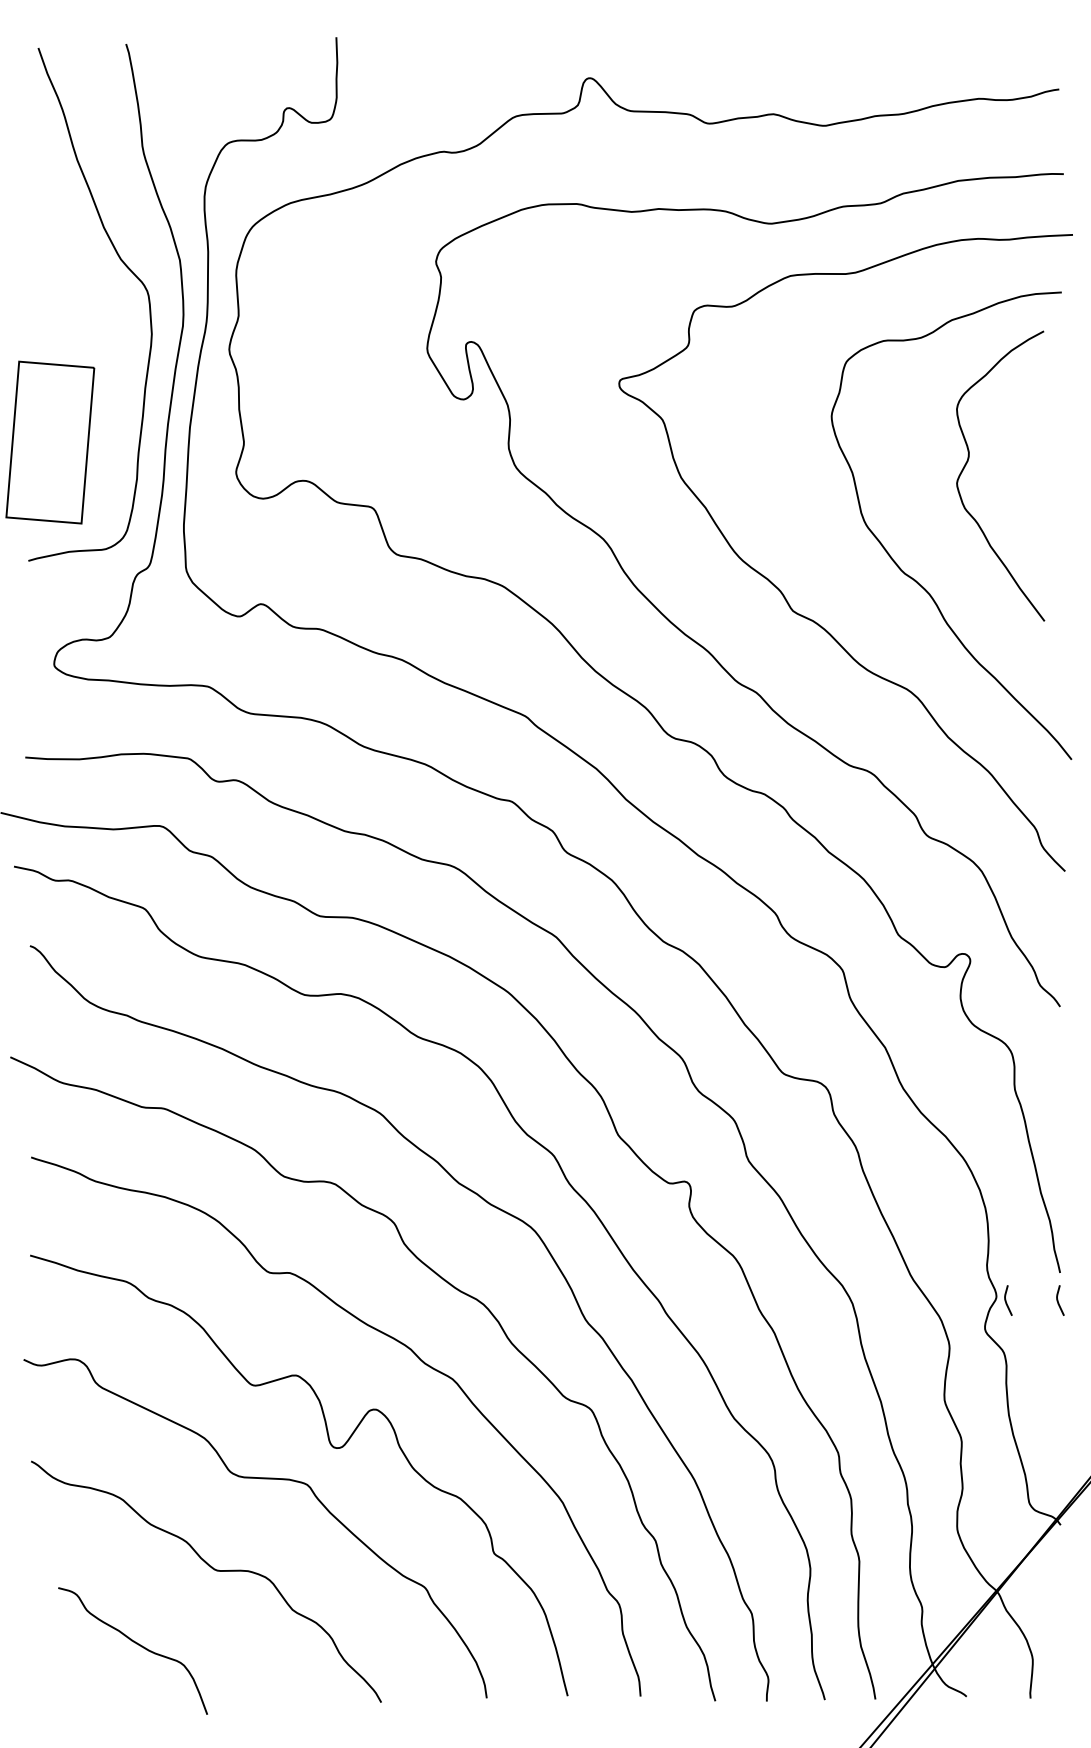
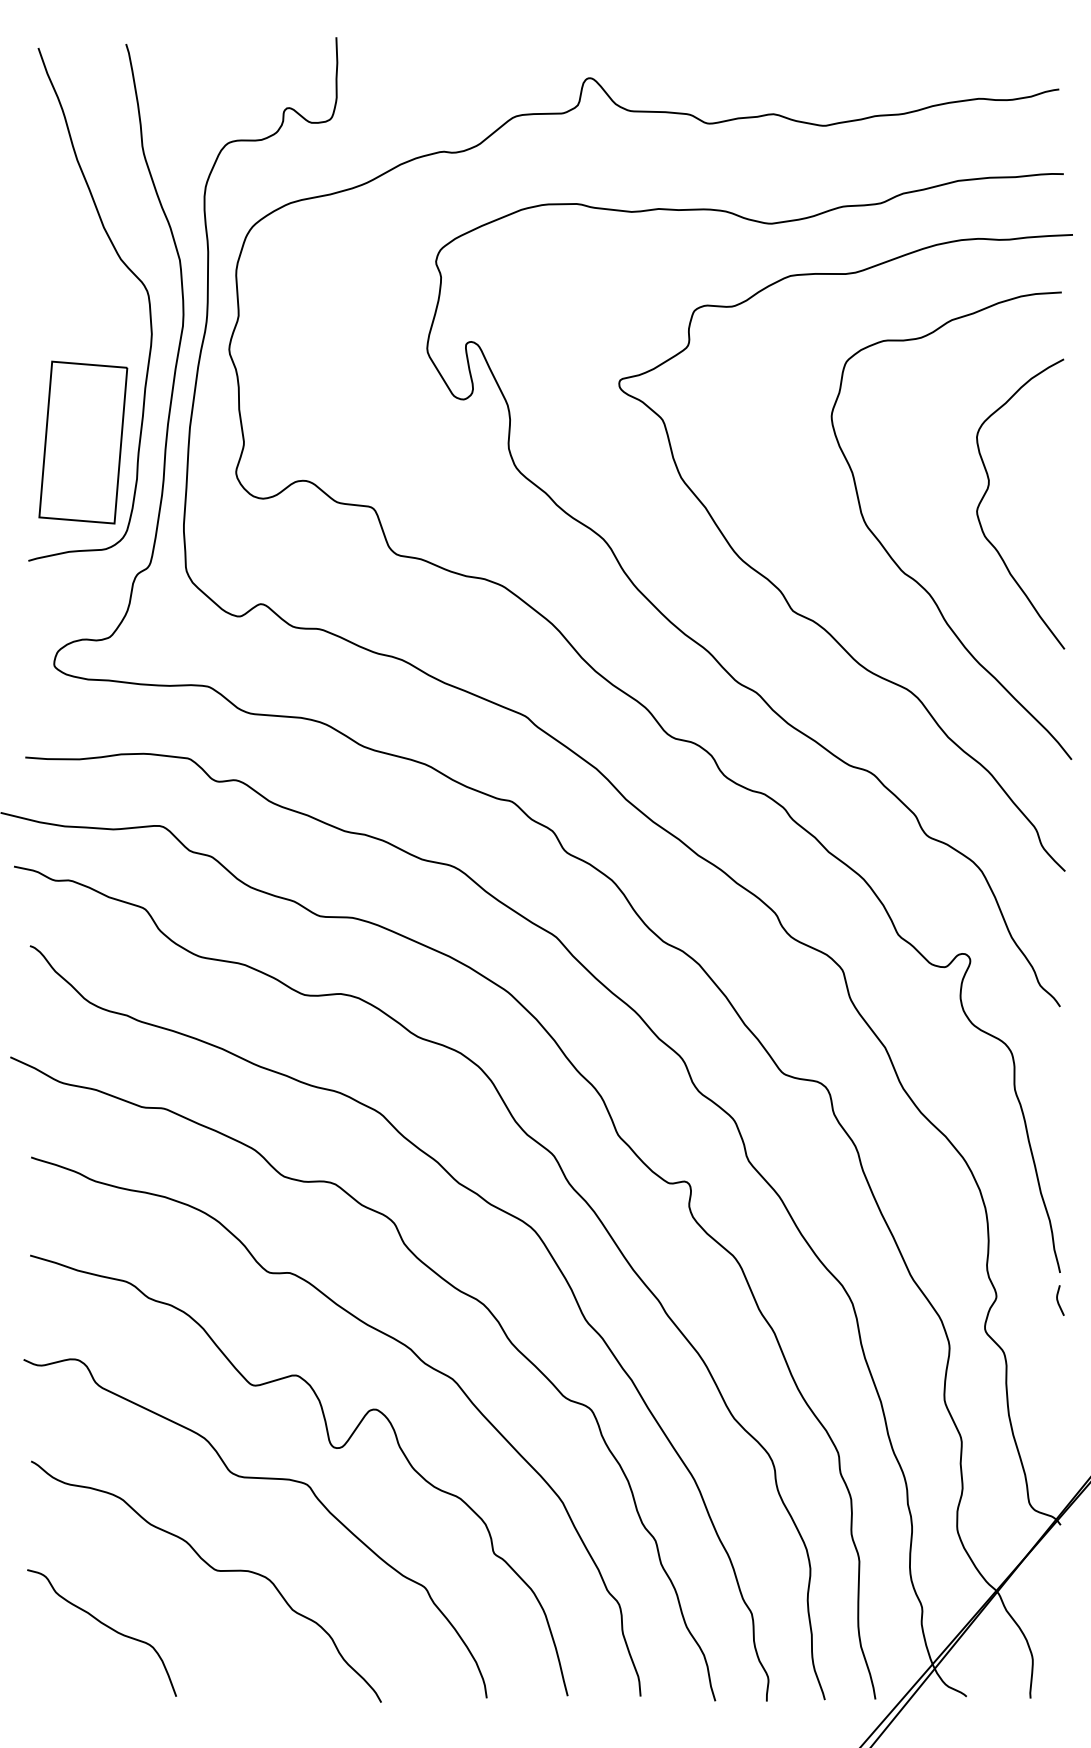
part position: (50, 442) -> (83, 442) (83, 442)
curve position: (968, 461) -> (988, 489) (988, 489)
curve: present -> none (1006, 1300)
curve position: (136, 1644) -> (105, 1626) (105, 1626)
